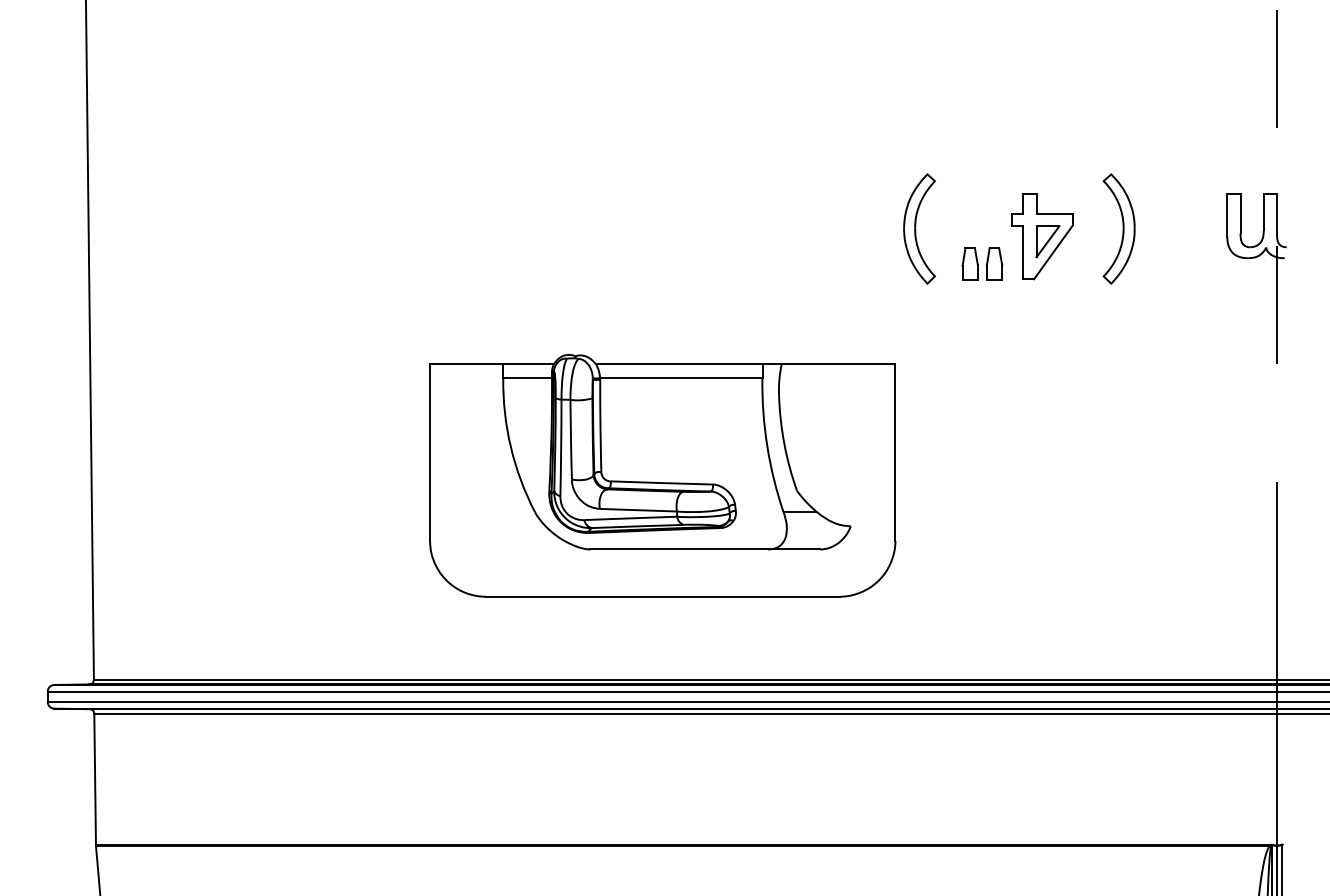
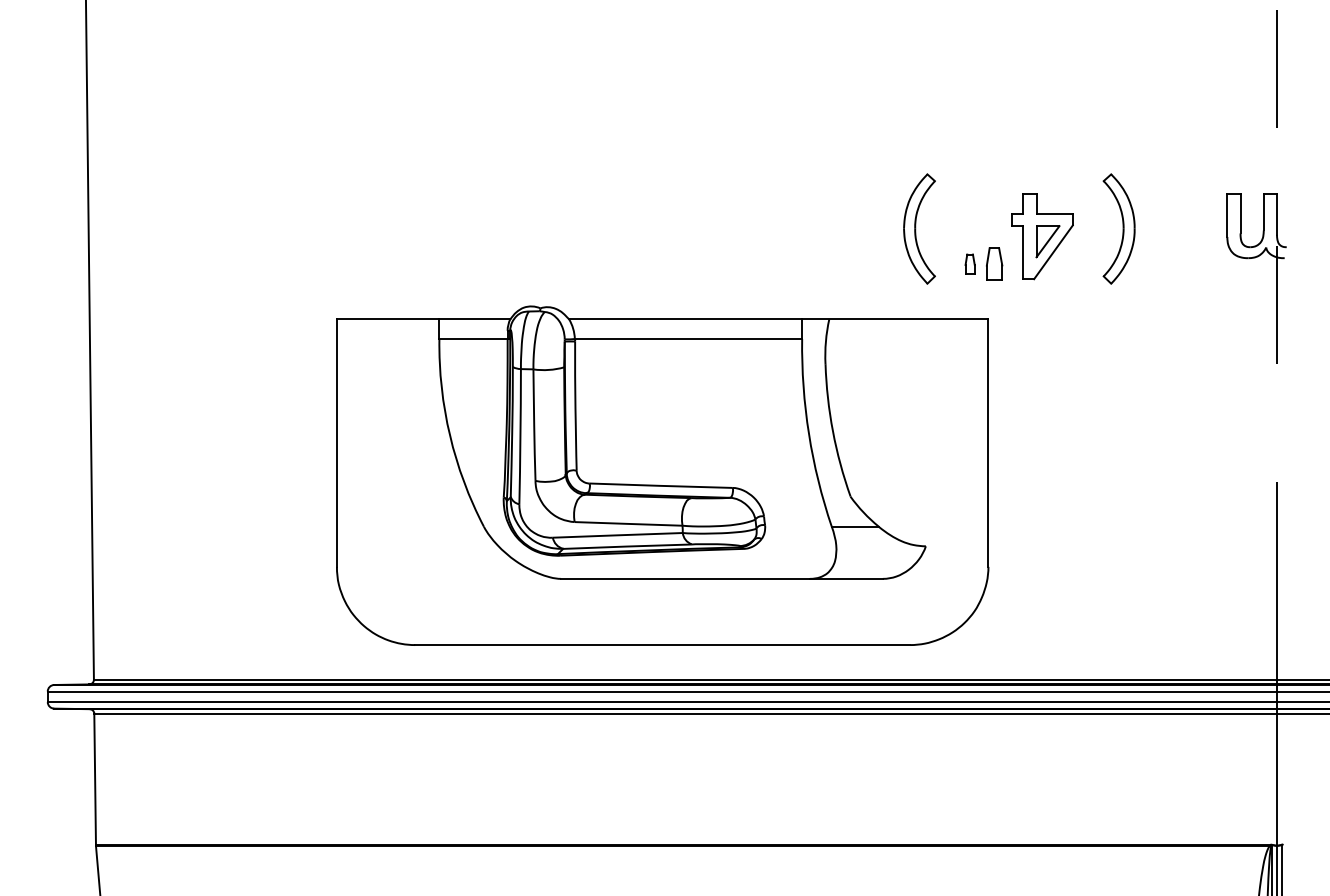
part size: 18x34 px -> 12x22 px (969, 263)
part size: 468x244 px -> 654x341 px (662, 475)
